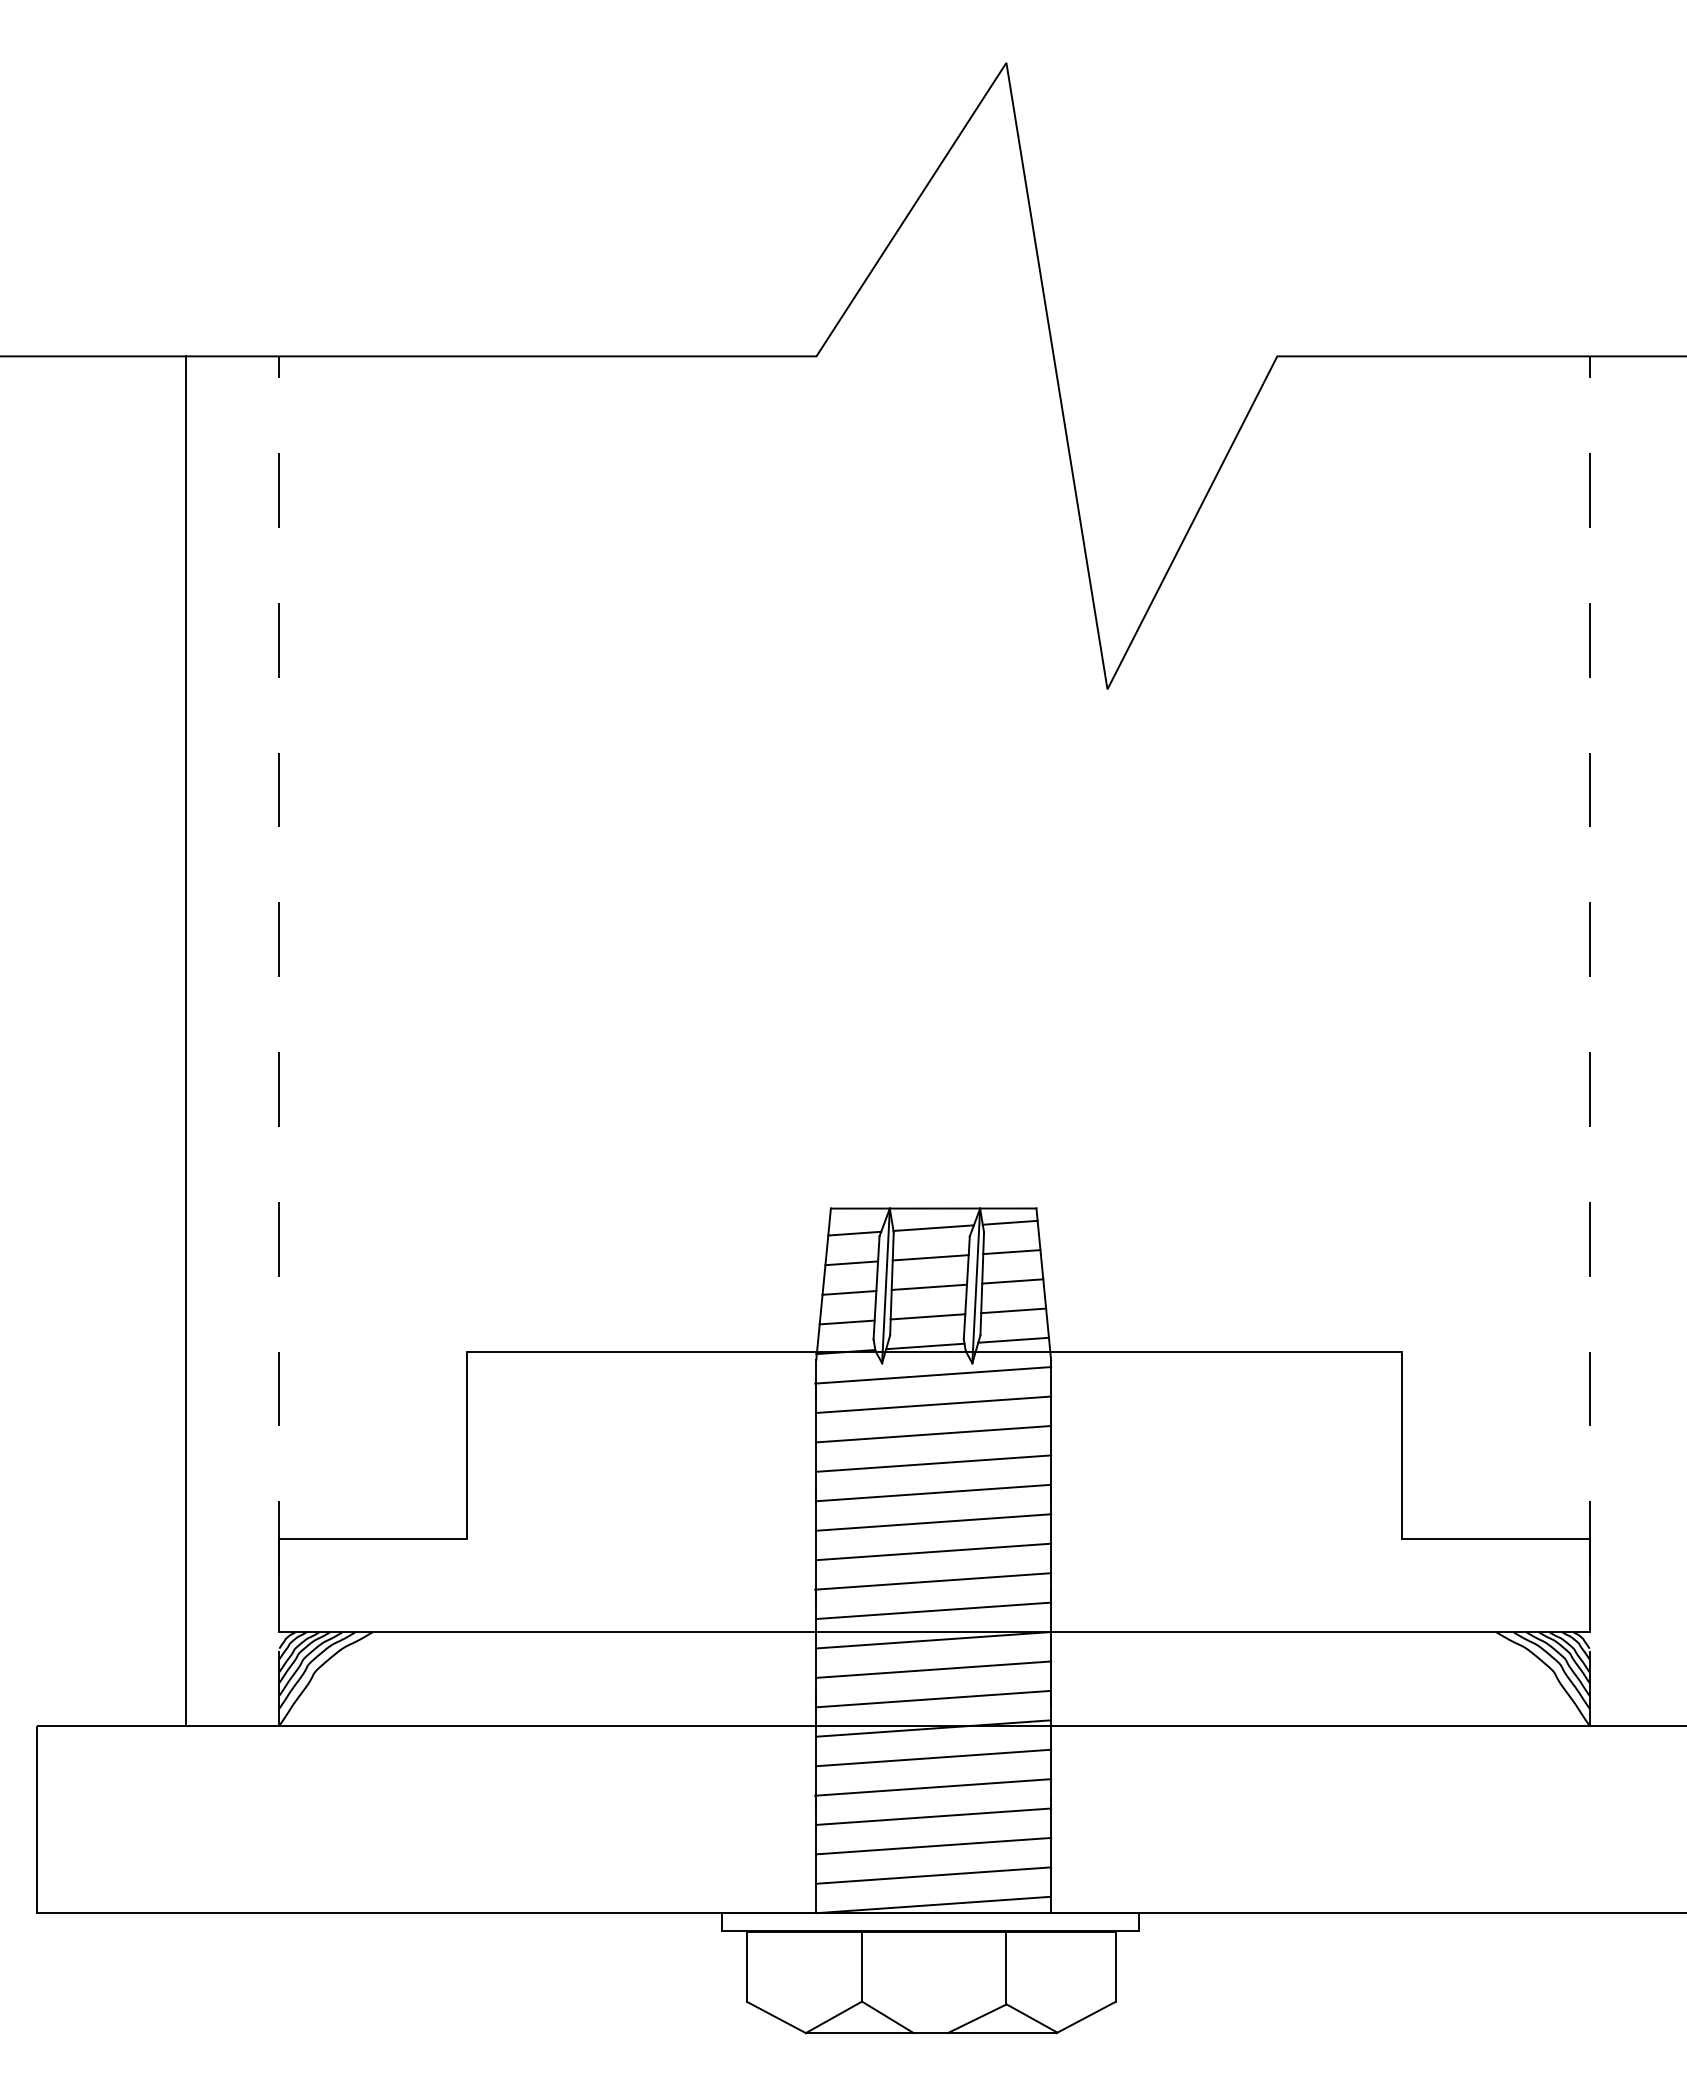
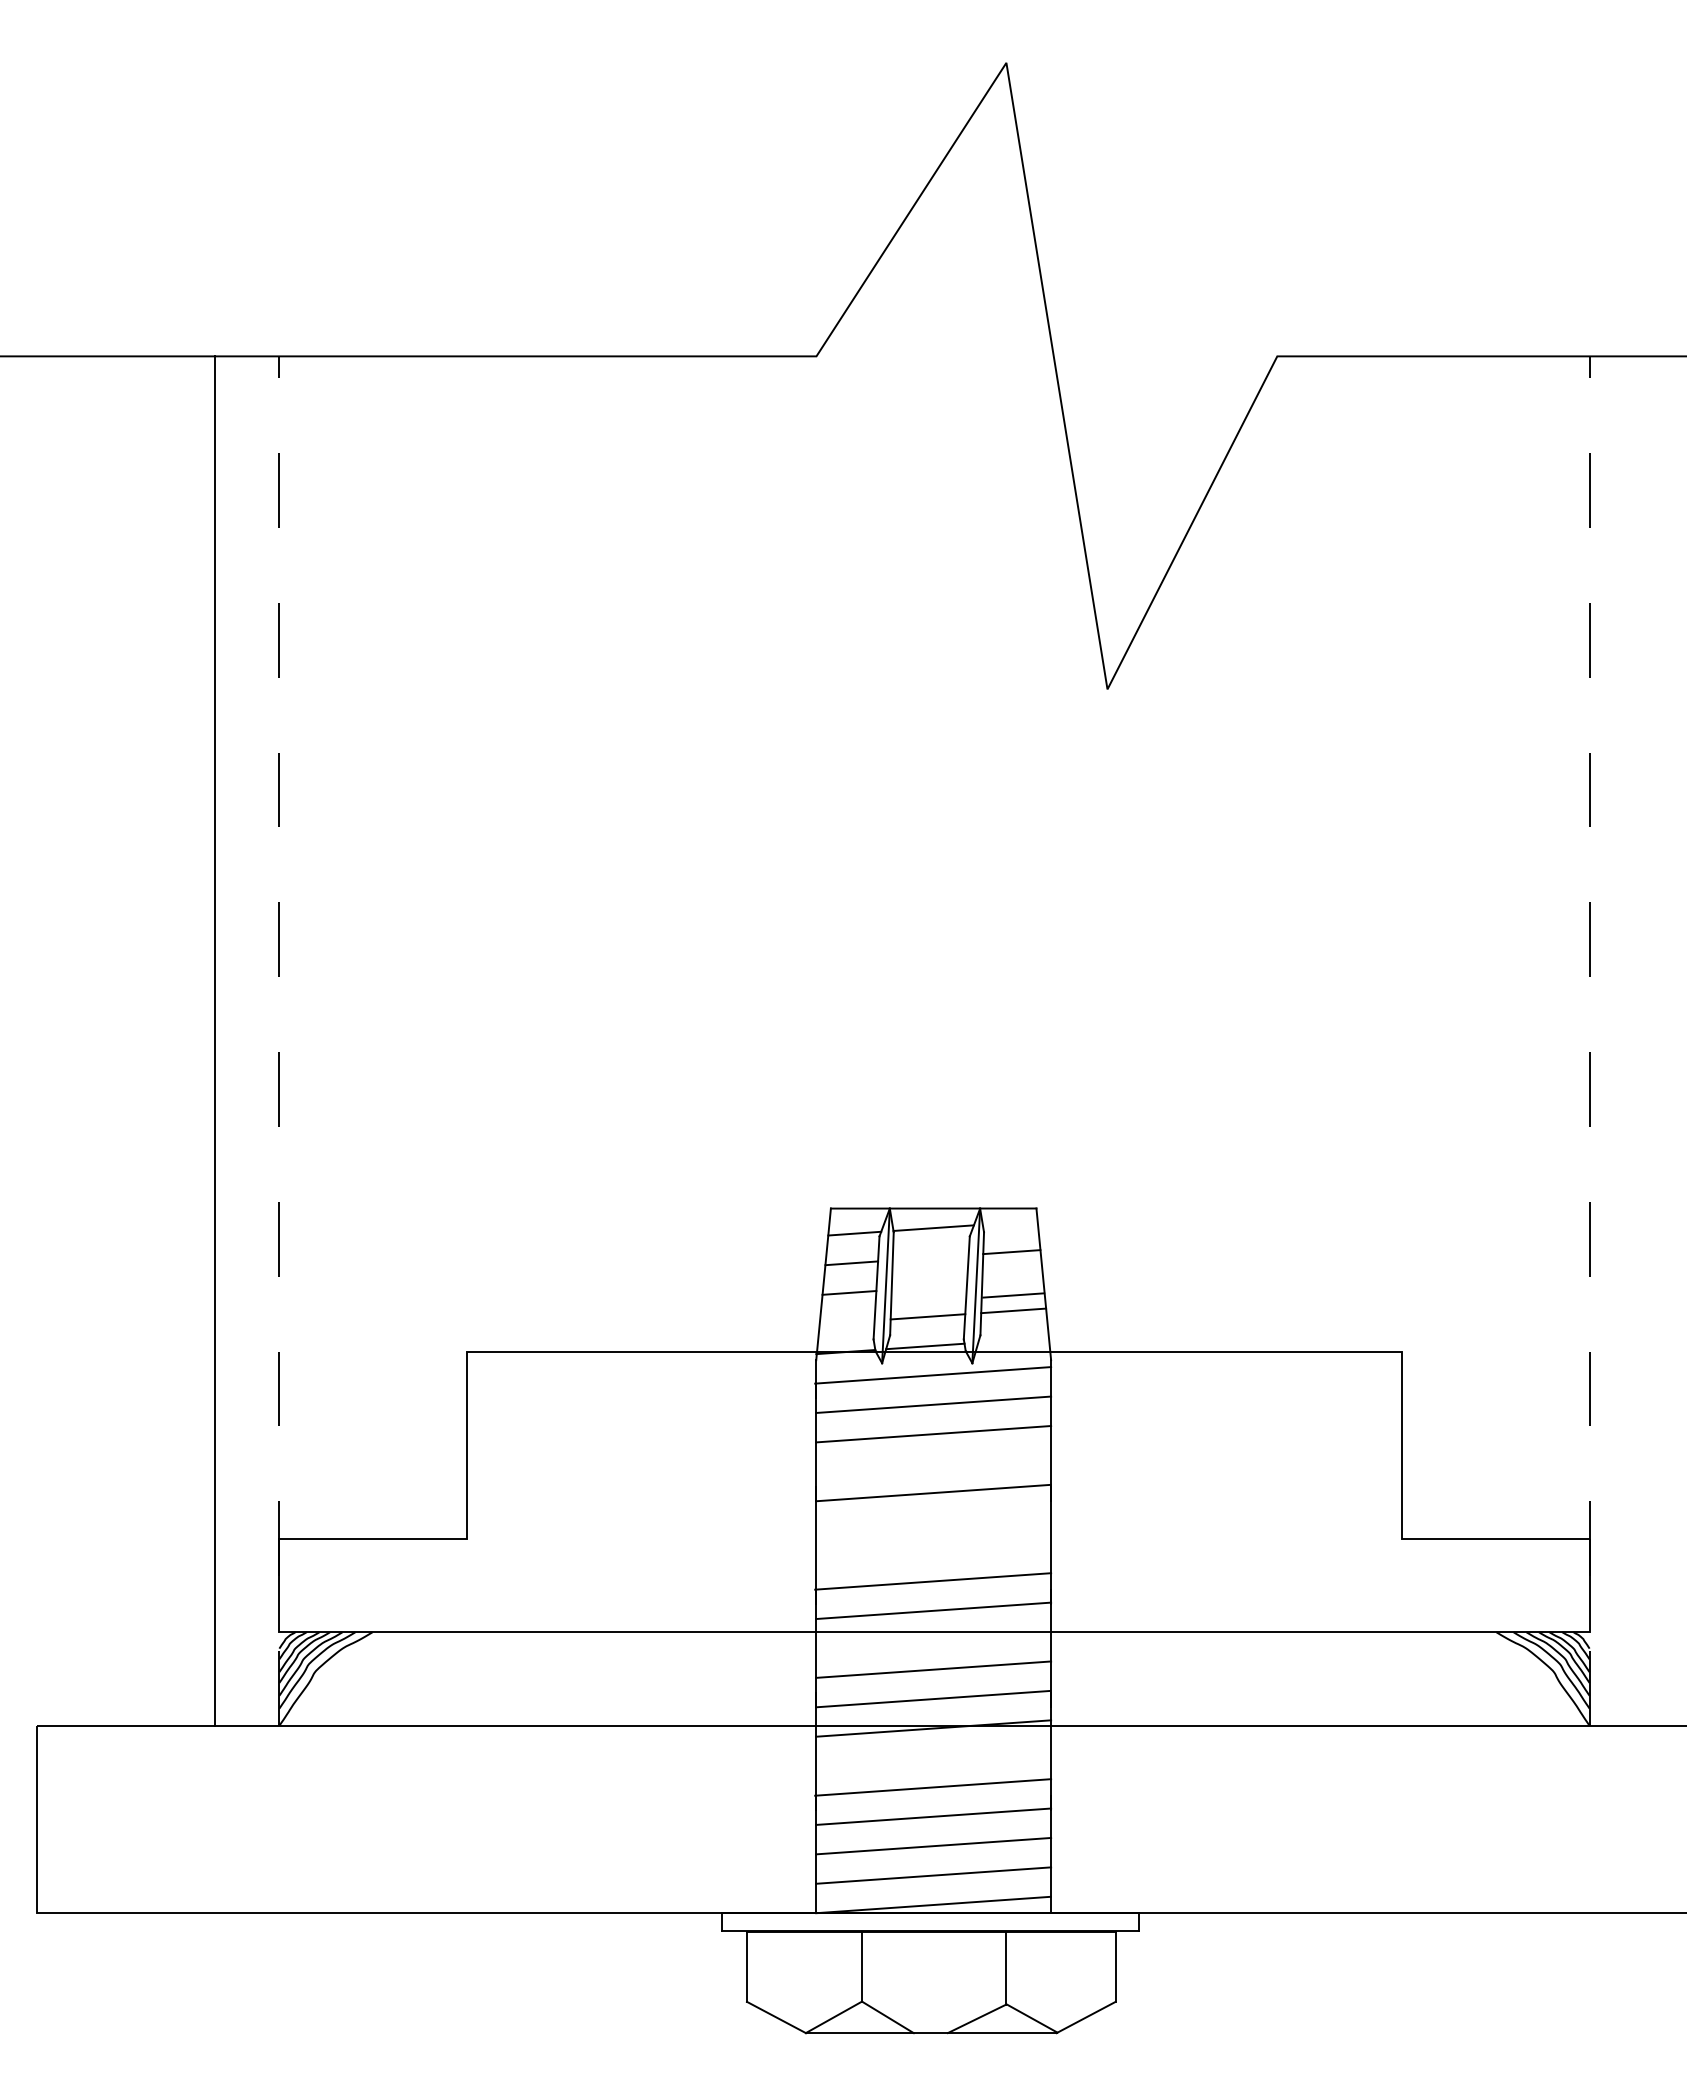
line position: (185, 1040) -> (214, 1040) (214, 1040)
line: present -> none (1009, 1222)
line: present -> none (930, 1257)
line position: (1012, 1281) -> (1013, 1295) (1013, 1295)
line: present -> none (929, 1286)
line: present -> none (846, 1322)
line: present -> none (1013, 1339)
line: present -> none (933, 1463)
line: present -> none (933, 1522)
line: present -> none (933, 1551)
line: present -> none (933, 1640)
line: present -> none (933, 1757)
